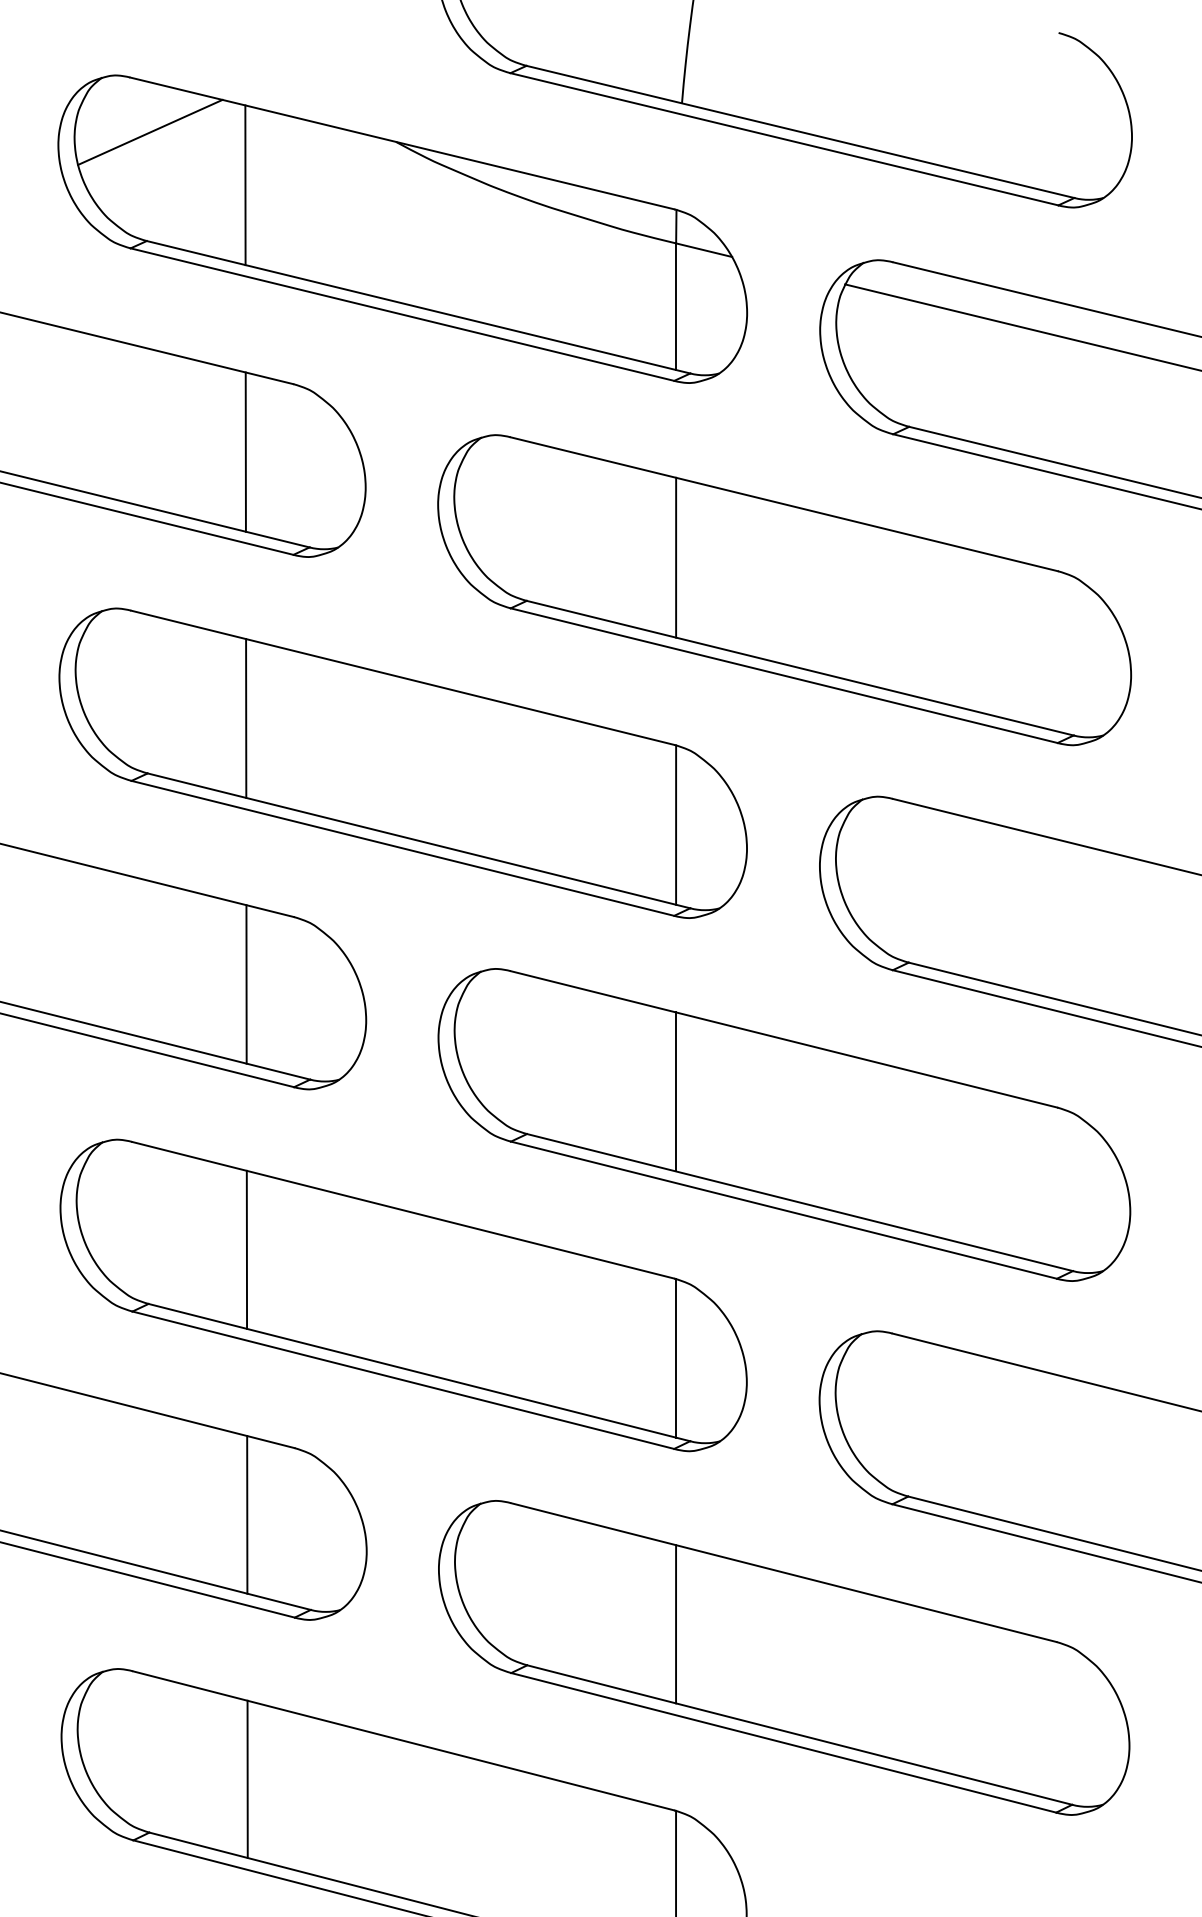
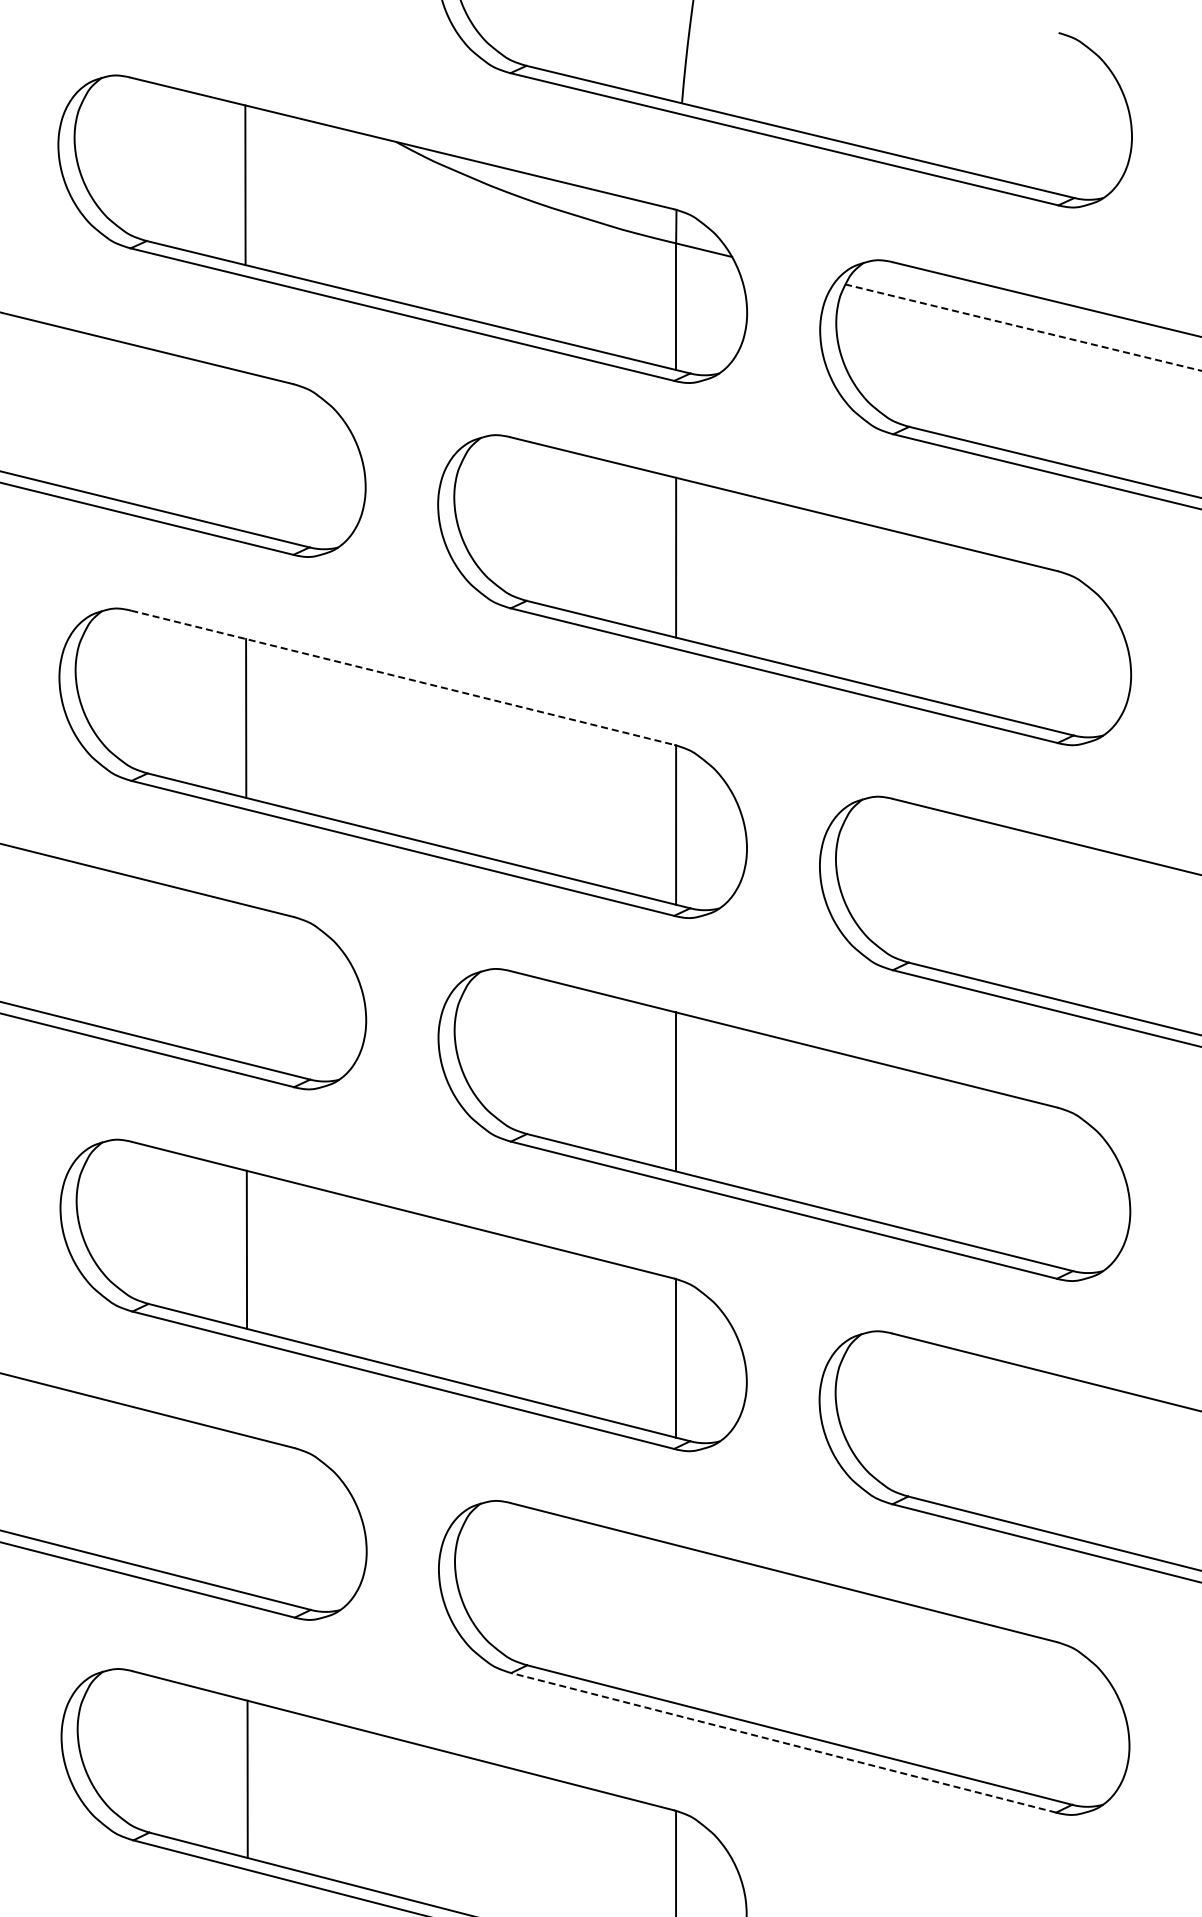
line: present -> none (150, 131)
line: solid -> dashed (1023, 327)
line: present -> none (245, 451)
line: solid -> dashed (402, 677)
line: present -> none (246, 984)
line: present -> none (247, 1514)
line: present -> none (676, 1624)
line: solid -> dashed (783, 1742)
